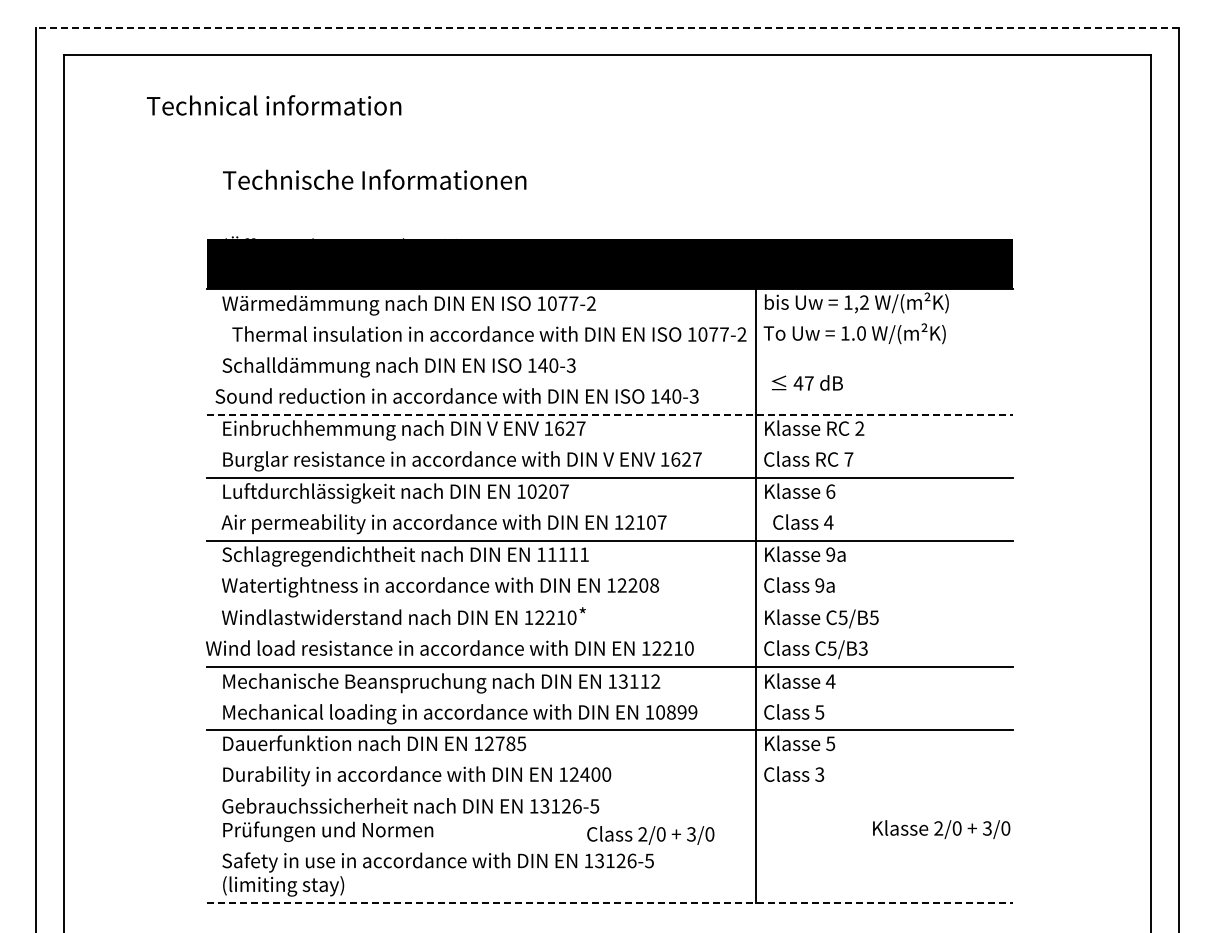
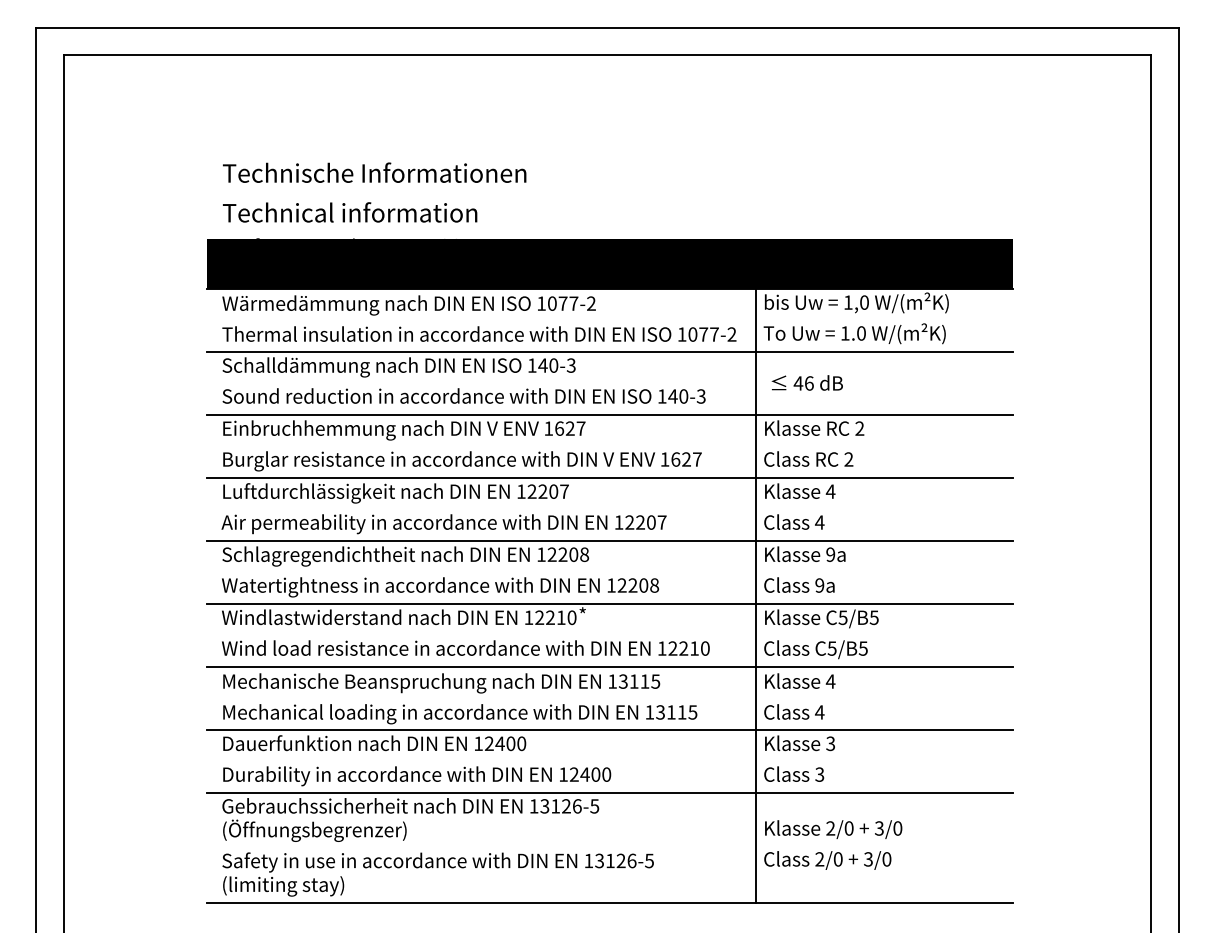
line: dashed -> solid (606, 27)
text position: (274, 105) -> (350, 212) (350, 212)
text position: (374, 179) -> (374, 172) (374, 172)
text: (Öffnungsbegrenzer) -> Prüfungen und Normen (314, 237)
text: 1,2 -> 1,0 (864, 302)
text position: (489, 333) -> (479, 333) (479, 333)
line: none -> present (610, 352)
text: 47 -> 46 (809, 383)
text position: (456, 395) -> (463, 395) (463, 395)
line: dashed -> solid (610, 415)
text: 7 -> 2 (848, 459)
text: 10207 -> 12207 (531, 491)
text: 6 -> 4 (830, 491)
text position: (803, 521) -> (794, 521) (794, 521)
text: 12107 -> 12207 (640, 522)
text: 11111 -> 12208 (568, 554)
line: none -> present (610, 604)
text position: (449, 647) -> (465, 647) (465, 647)
text: C5/B3 -> C5/B5 (863, 648)
text: 13112 -> 13115 (655, 681)
text: 10899 -> 13115 (676, 712)
text: 5 -> 4 (819, 712)
text: 12785 -> 12400 (510, 743)
text: 5 -> 3 (830, 743)
line: none -> present (610, 792)
text position: (941, 829) -> (833, 829) (833, 829)
text: Prüfungen und Normen -> (Öffnungsbegrenzer) (328, 830)
text position: (650, 835) -> (827, 860) (827, 860)
line: dashed -> solid (610, 903)
